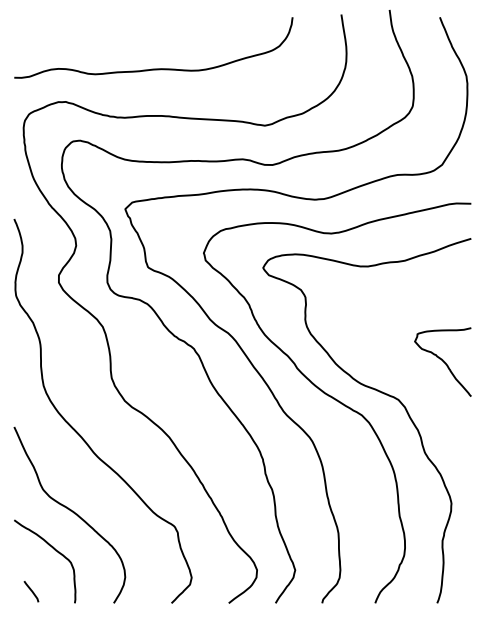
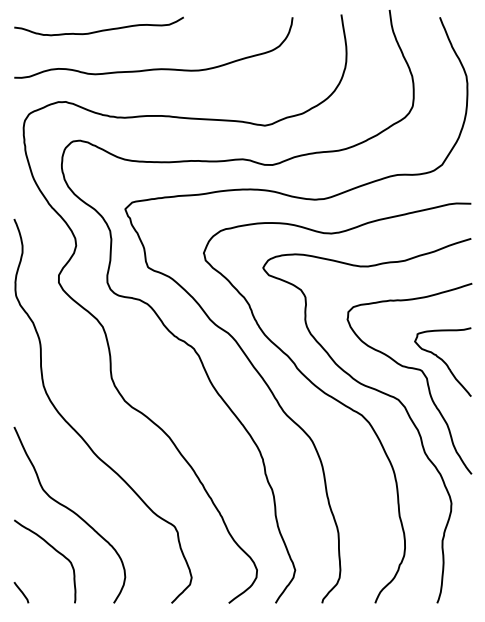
curve: none -> present (98, 30)
curve: none -> present (412, 369)
curve position: (31, 591) -> (21, 592) (21, 592)
